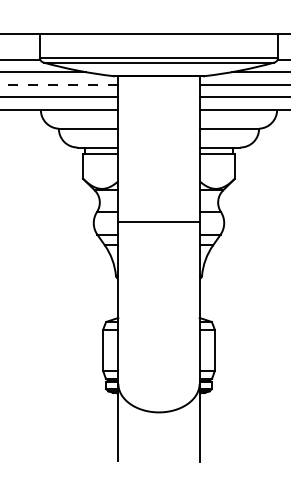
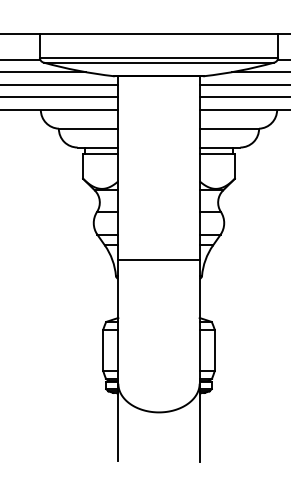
line: dashed -> solid (59, 84)
line position: (158, 221) -> (158, 259) (158, 259)
